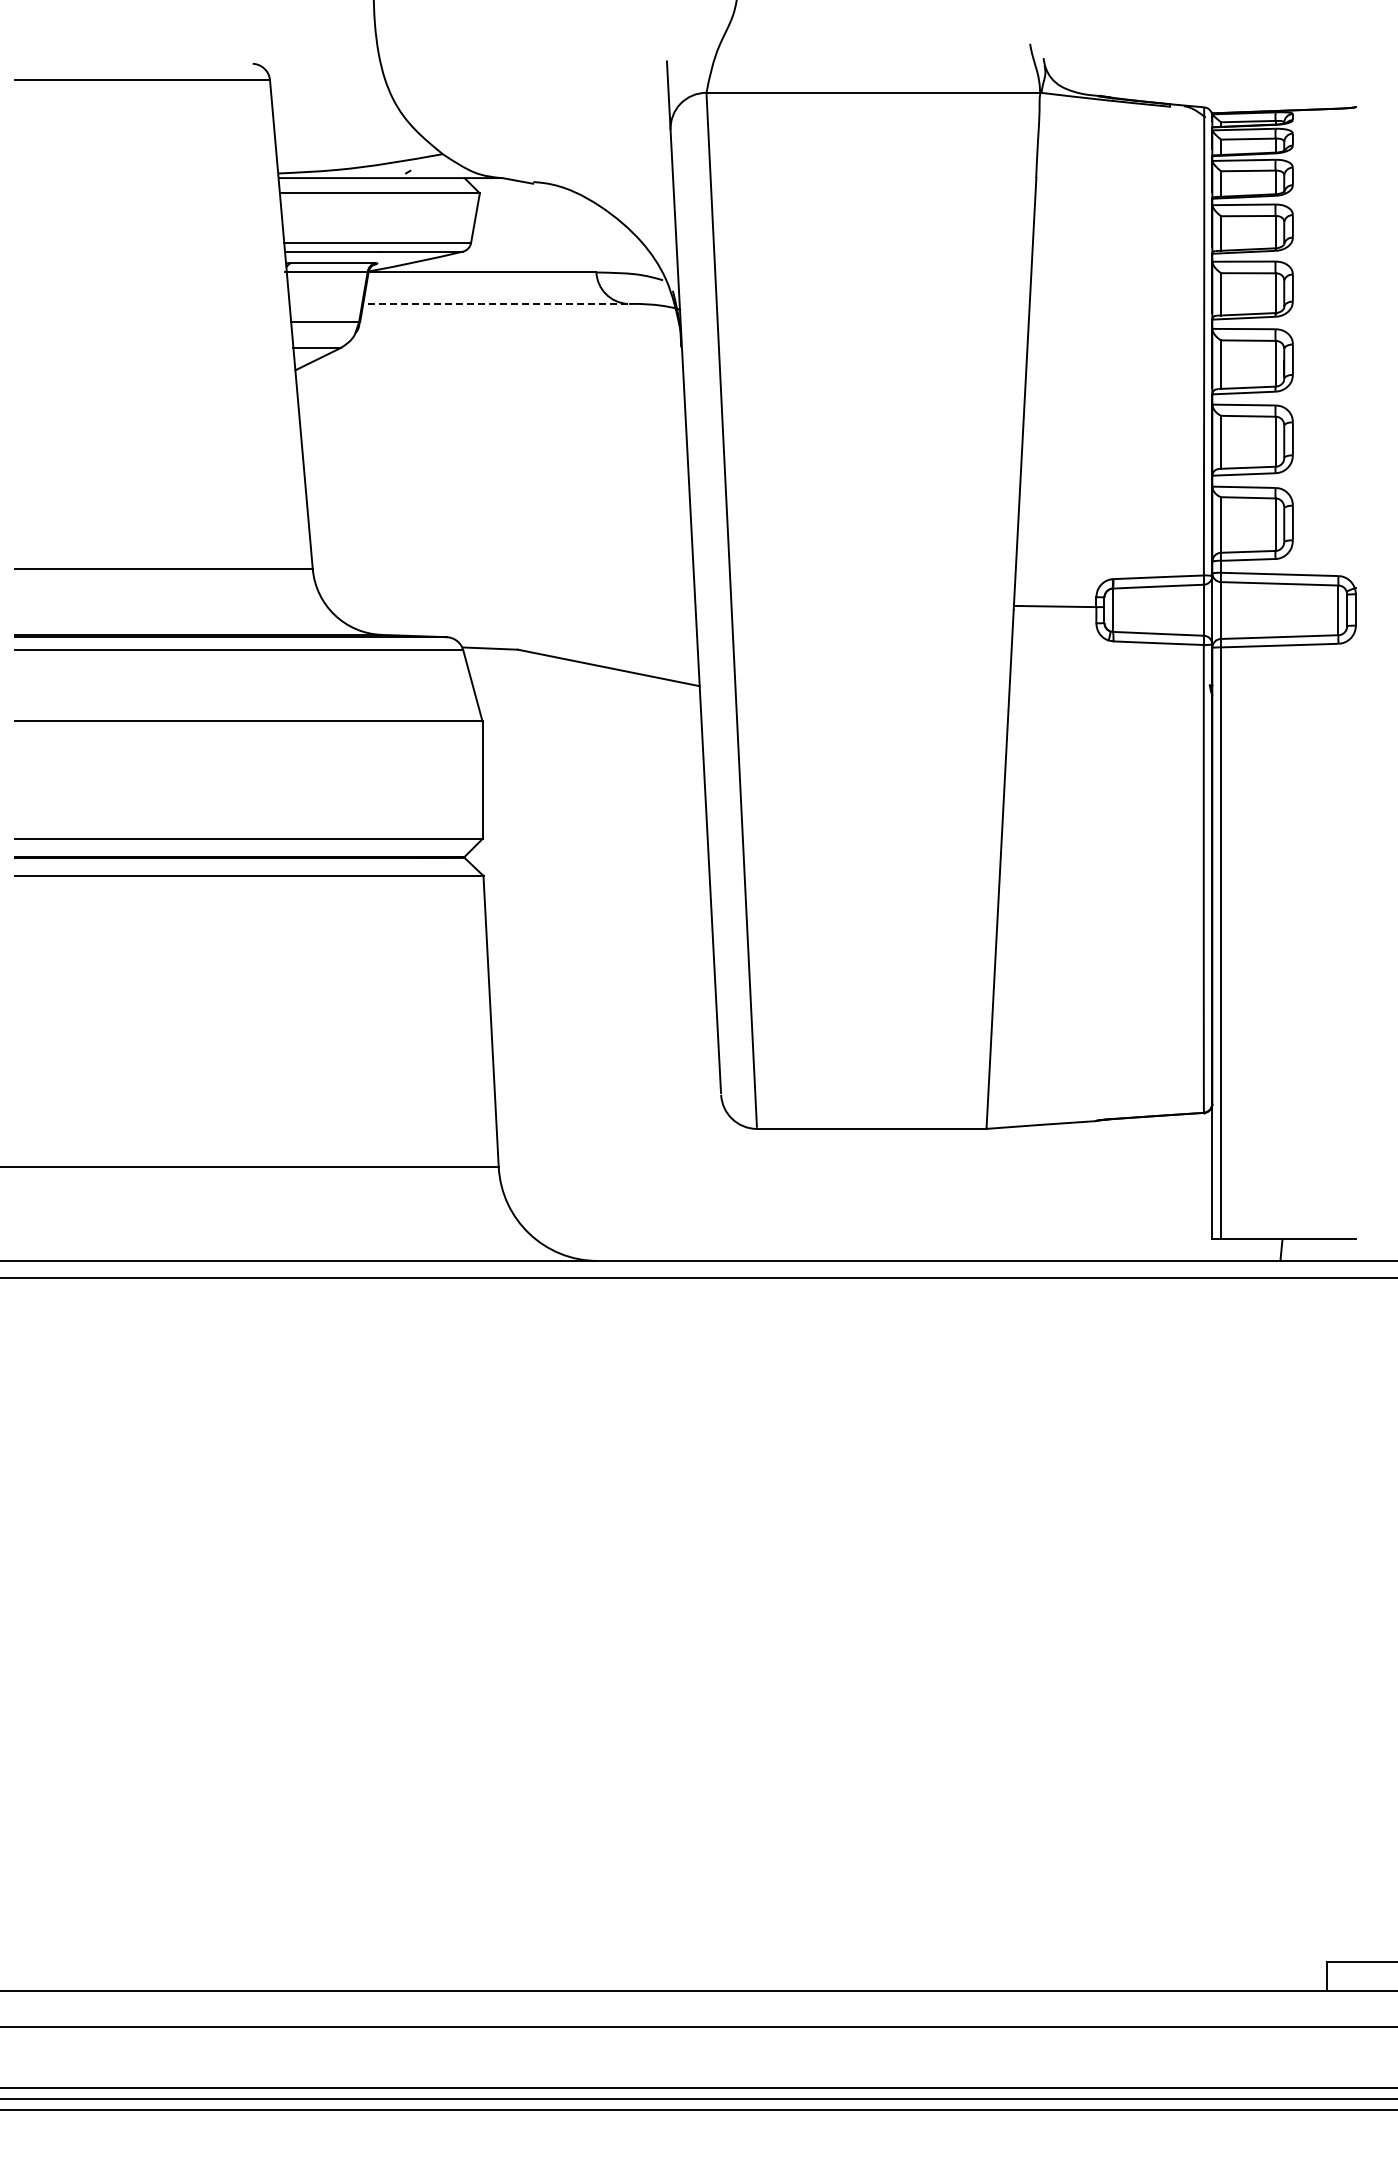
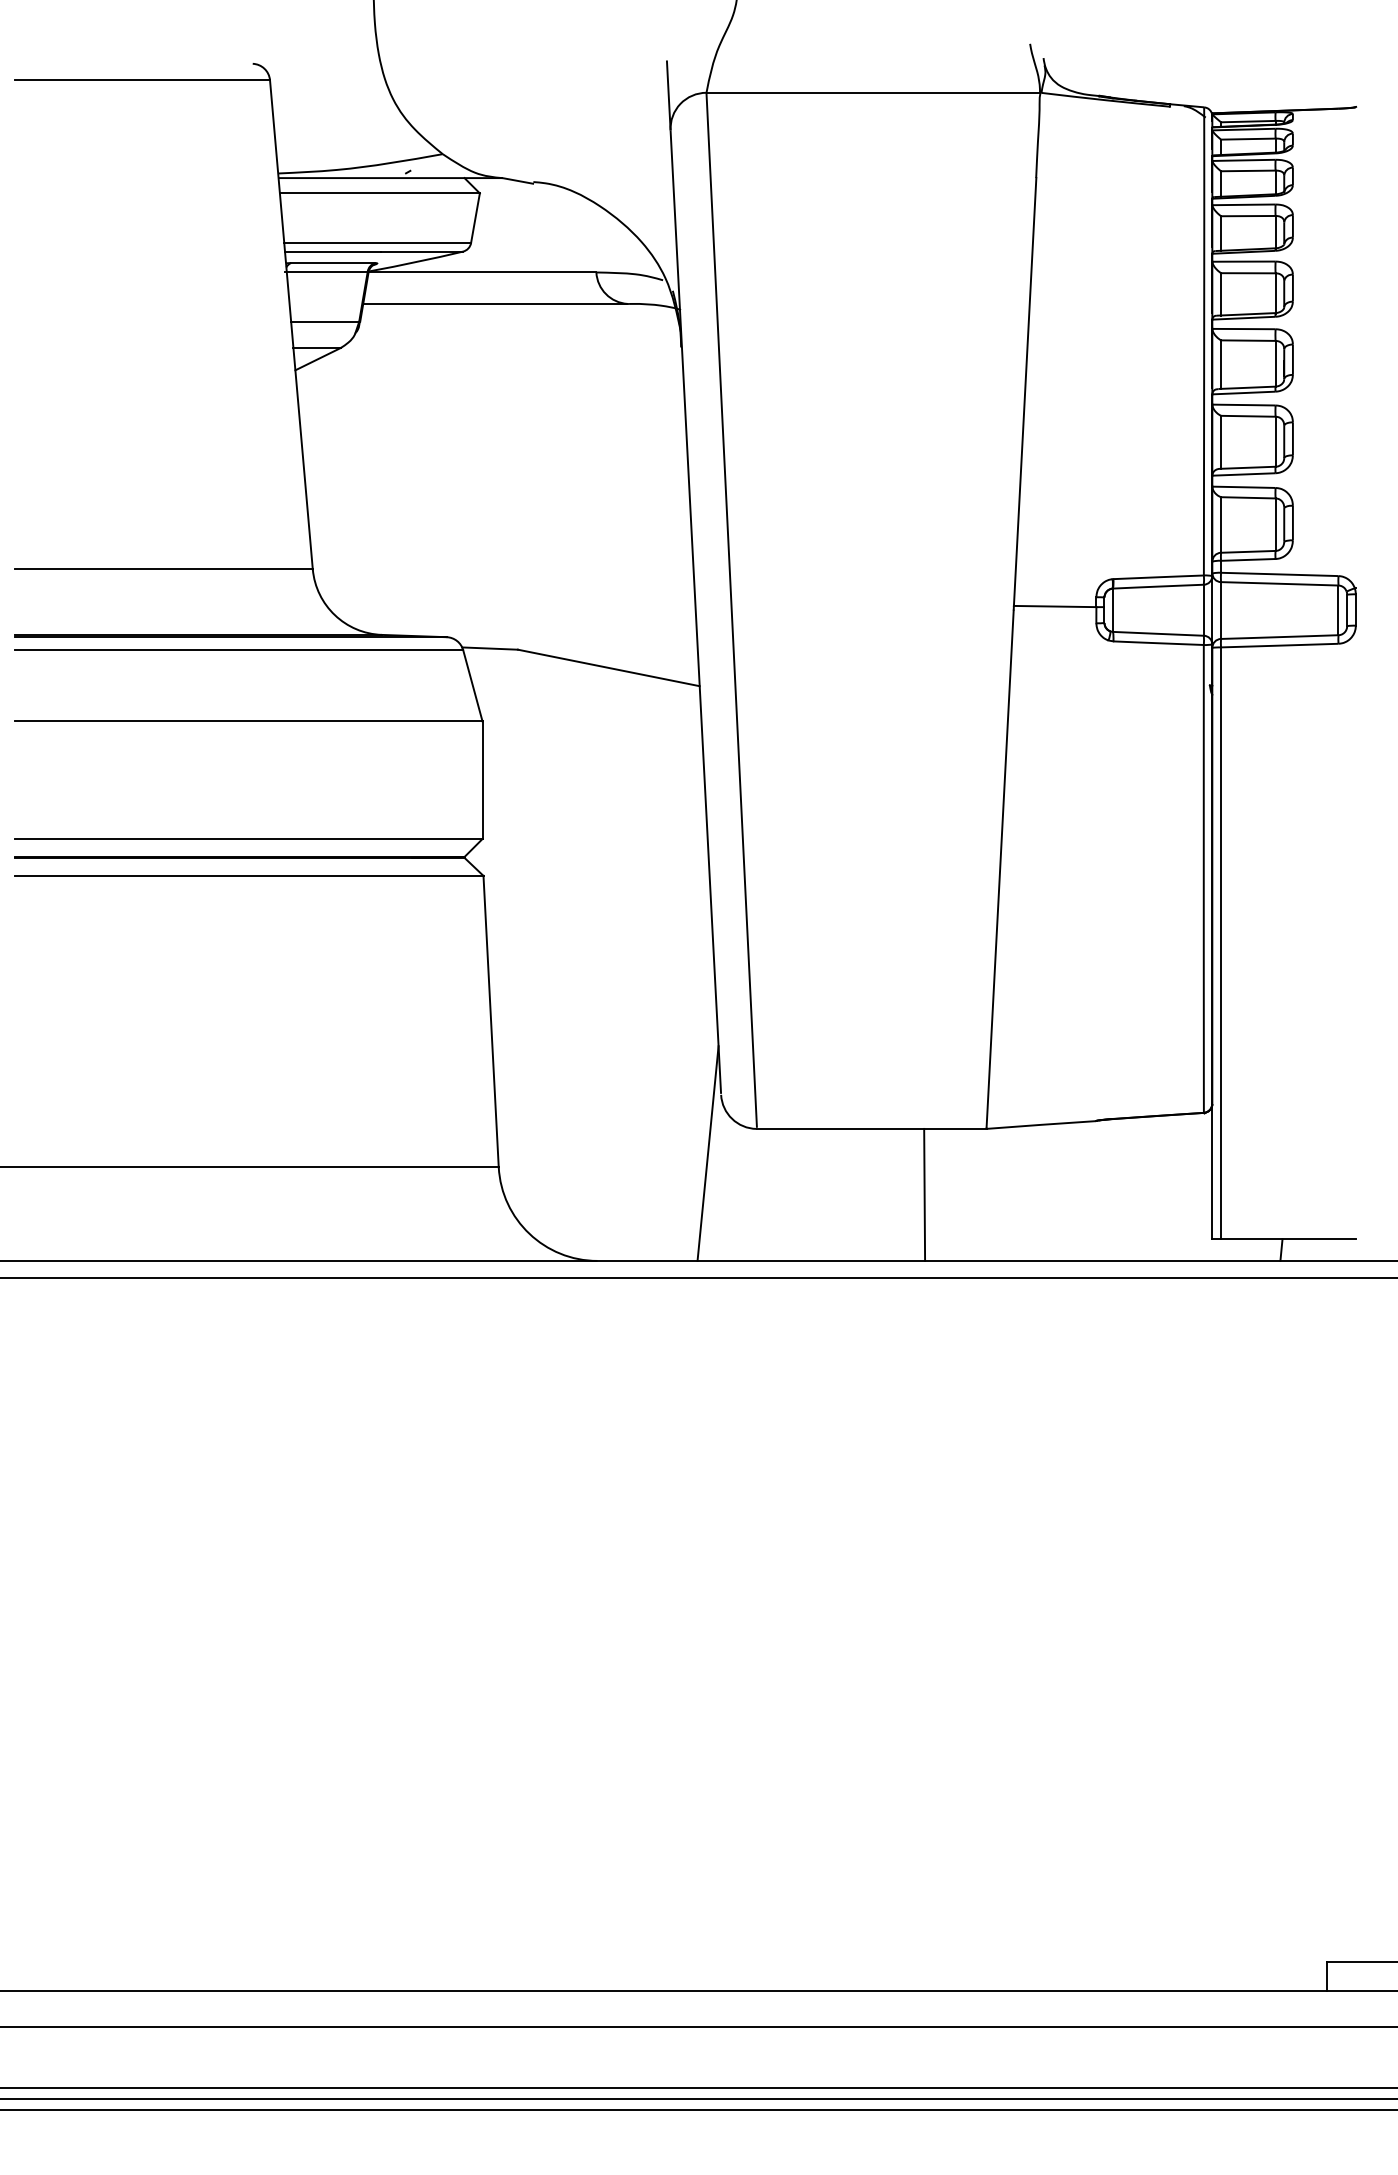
line: dashed -> solid (495, 303)
line: none -> present (707, 1153)
line: none -> present (924, 1194)
